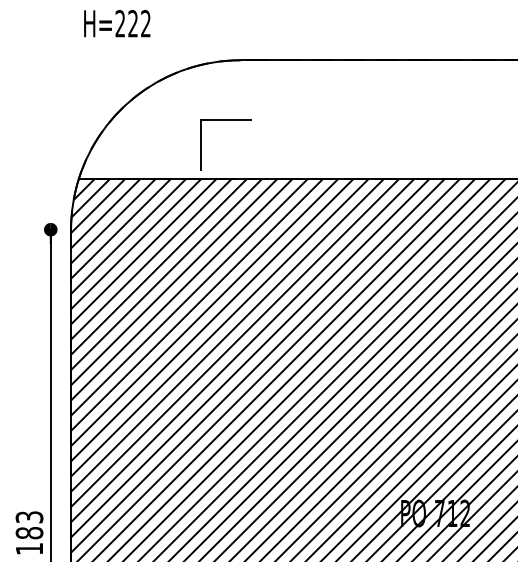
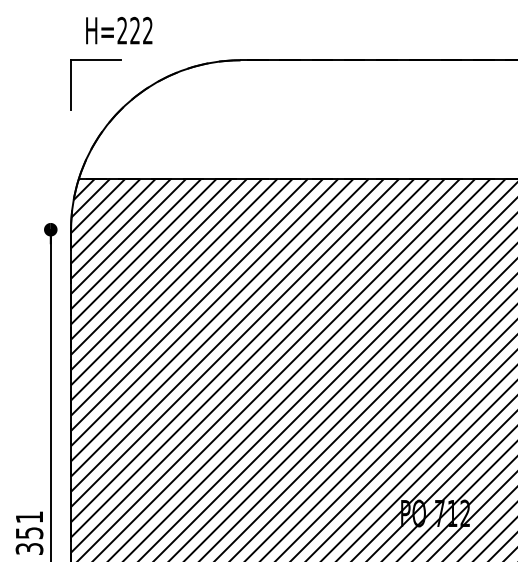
text position: (117, 23) -> (119, 30) (119, 30)
part position: (225, 120) -> (95, 60) (95, 60)
text: 183 -> 351 (29, 532)
